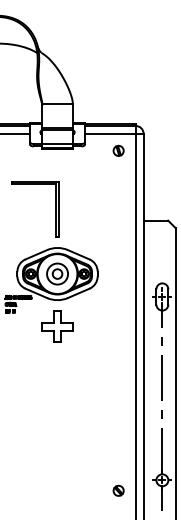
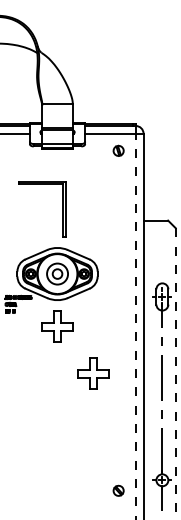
part position: (55, 209) -> (62, 209) (62, 209)
line: solid -> dashed (135, 326)
part: none -> present (93, 373)
line: solid -> dashed (175, 374)
